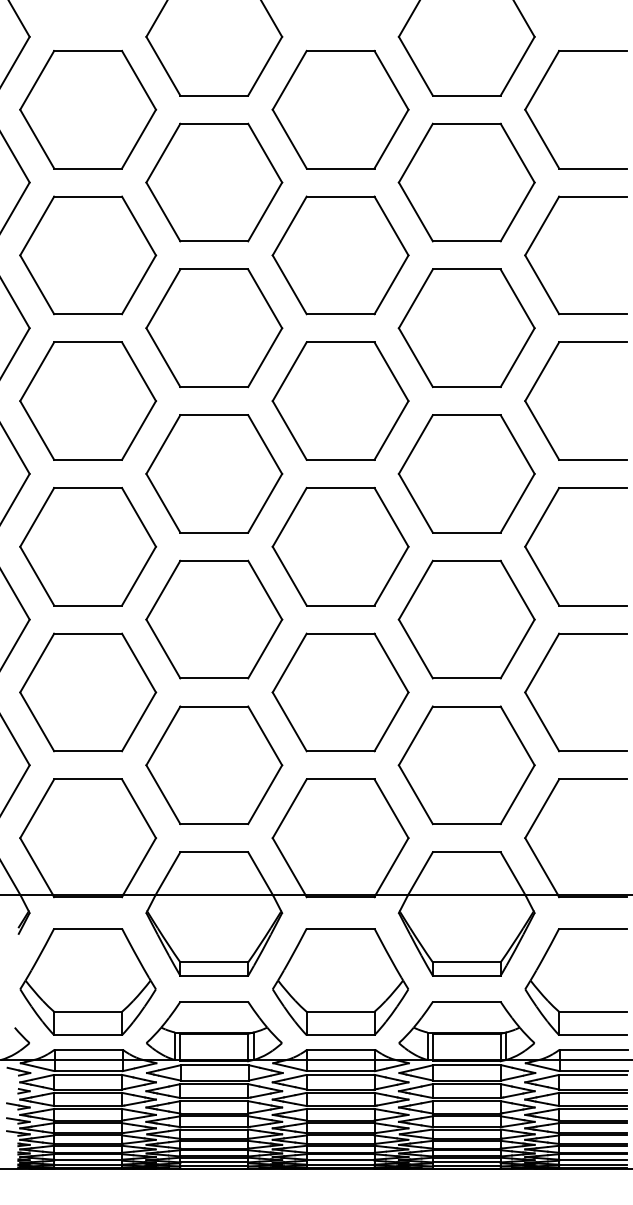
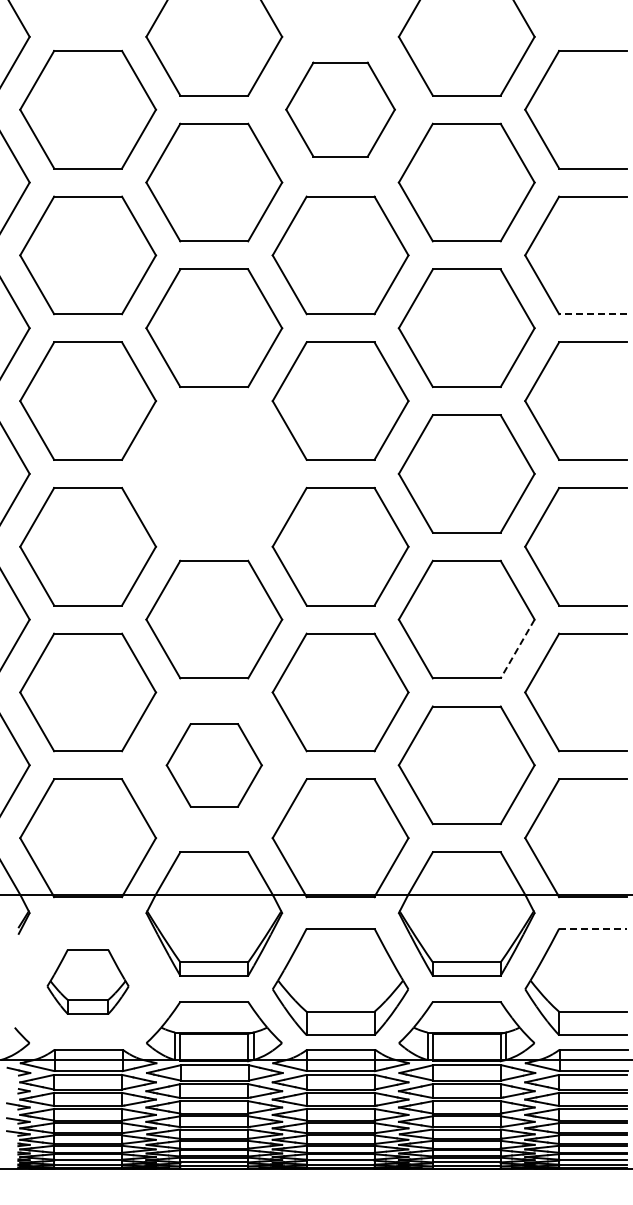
part size: 139x121 px -> 111x97 px (340, 109)
line: solid -> dashed (593, 314)
part: present -> none (214, 473)
line: solid -> dashed (517, 649)
part size: 139x121 px -> 98x85 px (213, 765)
line: solid -> dashed (593, 928)
part size: 138x108 px -> 84x66 px (87, 981)
